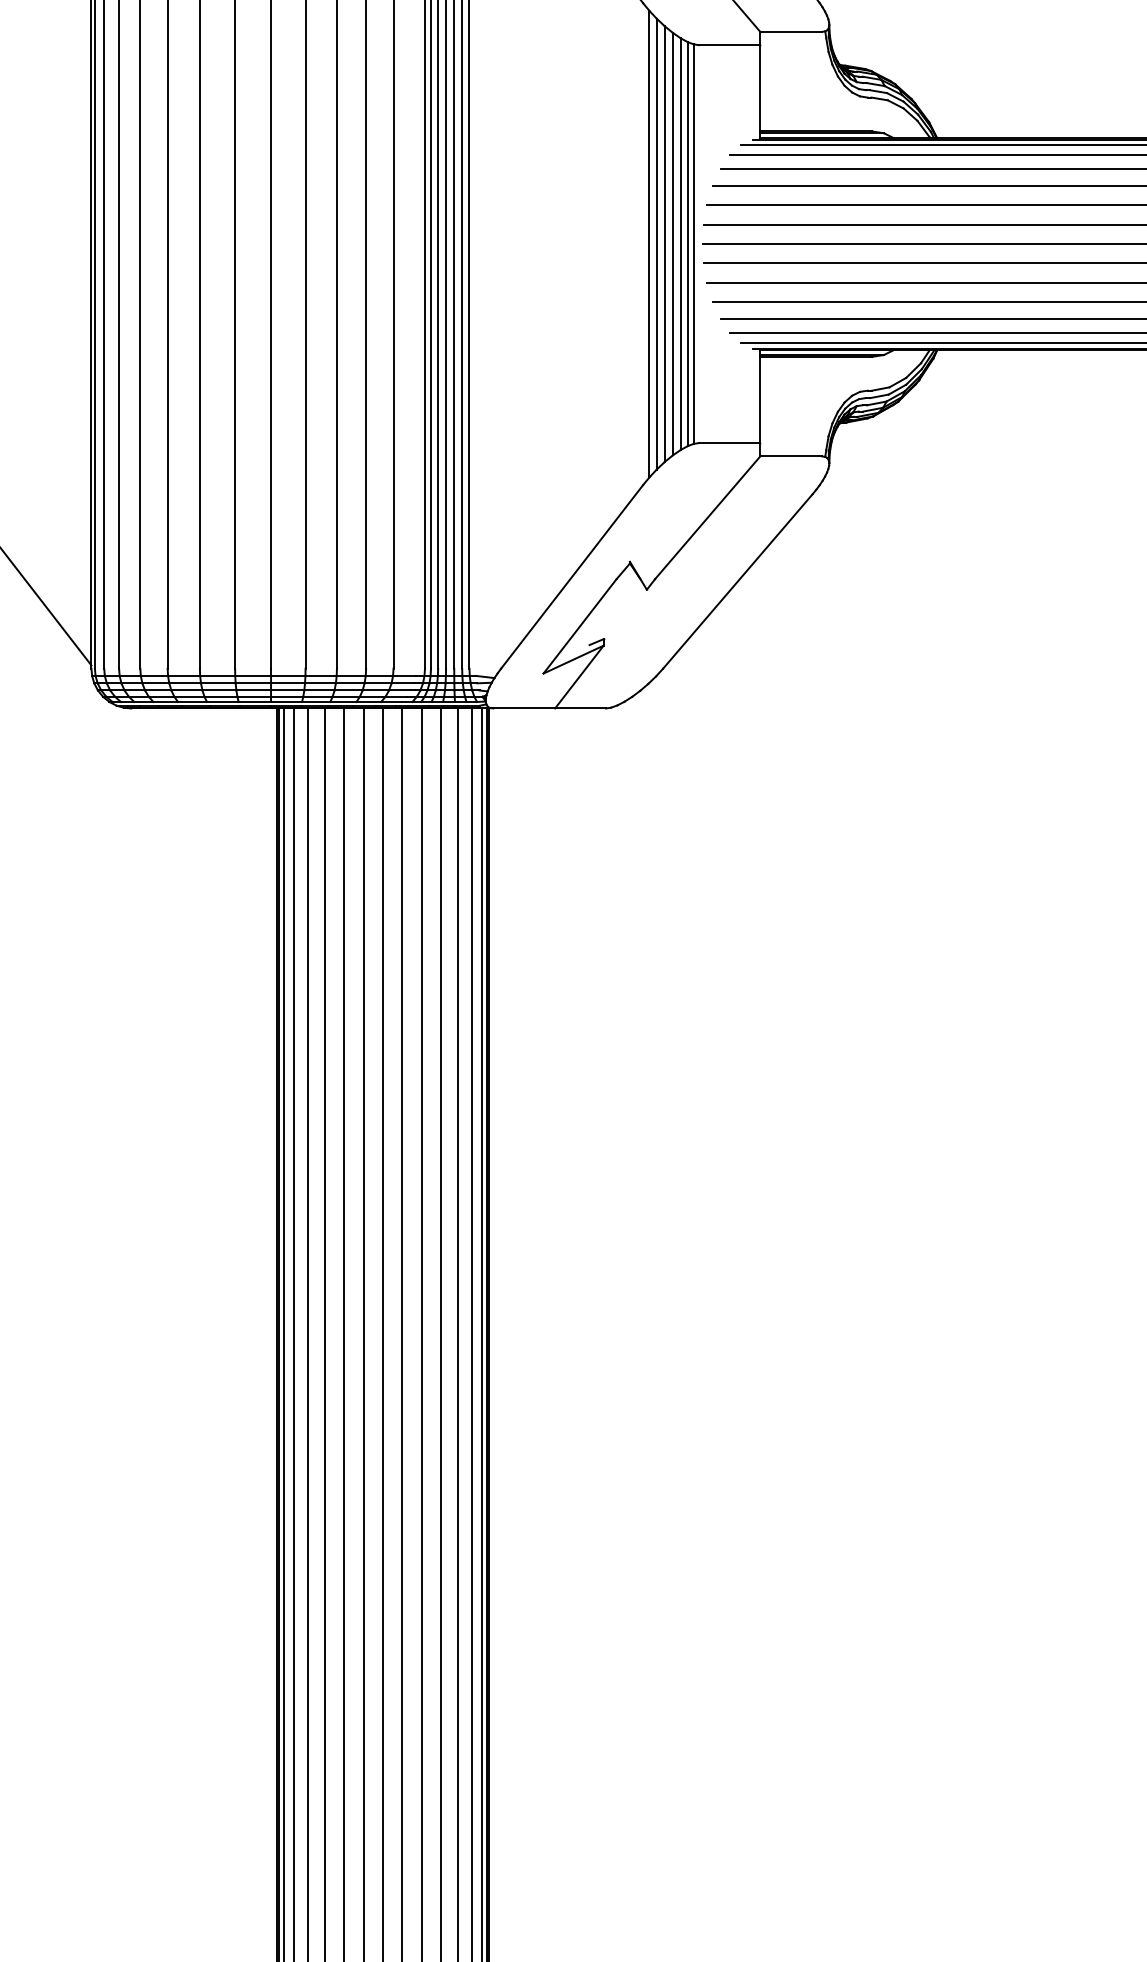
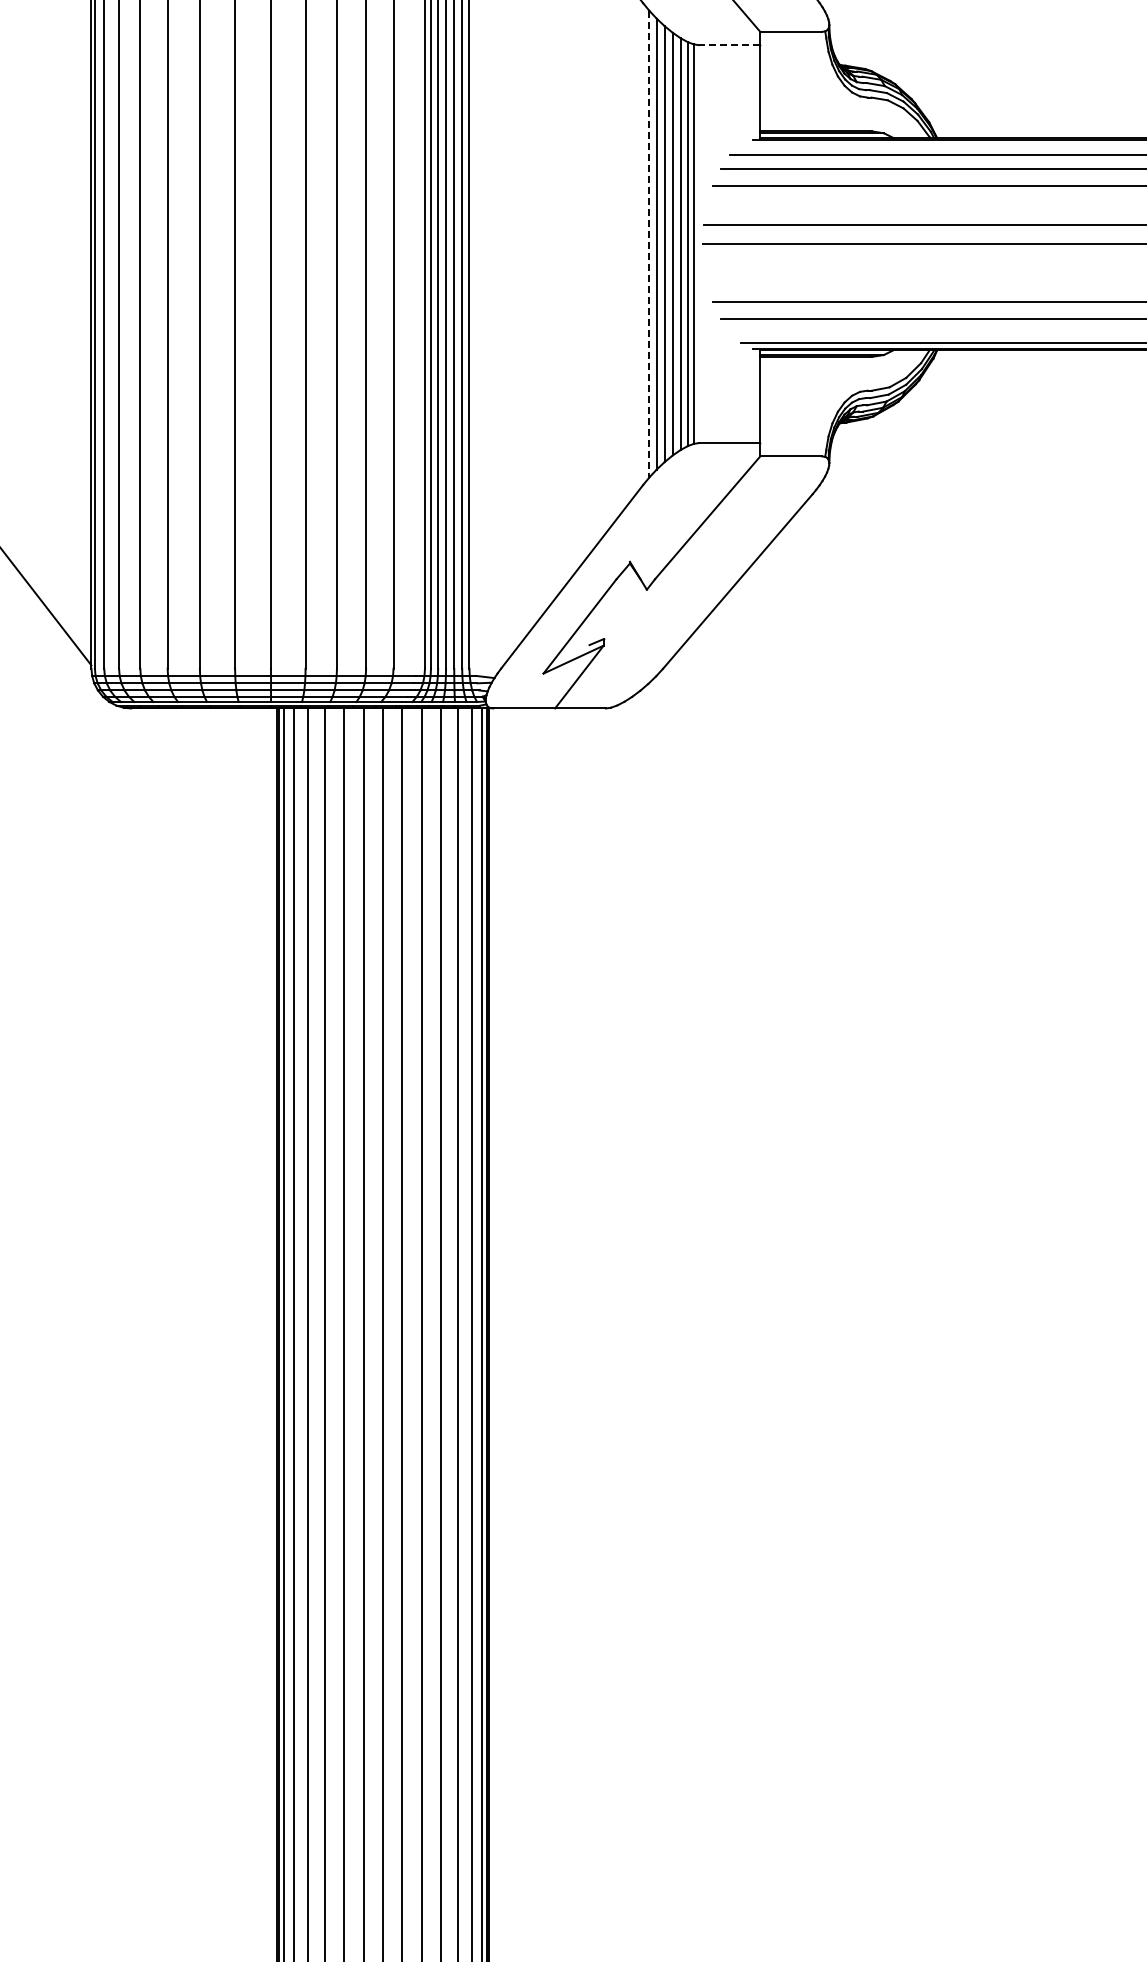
line: solid -> dashed (729, 45)
line: present -> none (942, 145)
line: present -> none (924, 205)
line: solid -> dashed (649, 244)
line: present -> none (923, 263)
line: present -> none (924, 283)
line: present -> none (936, 332)
